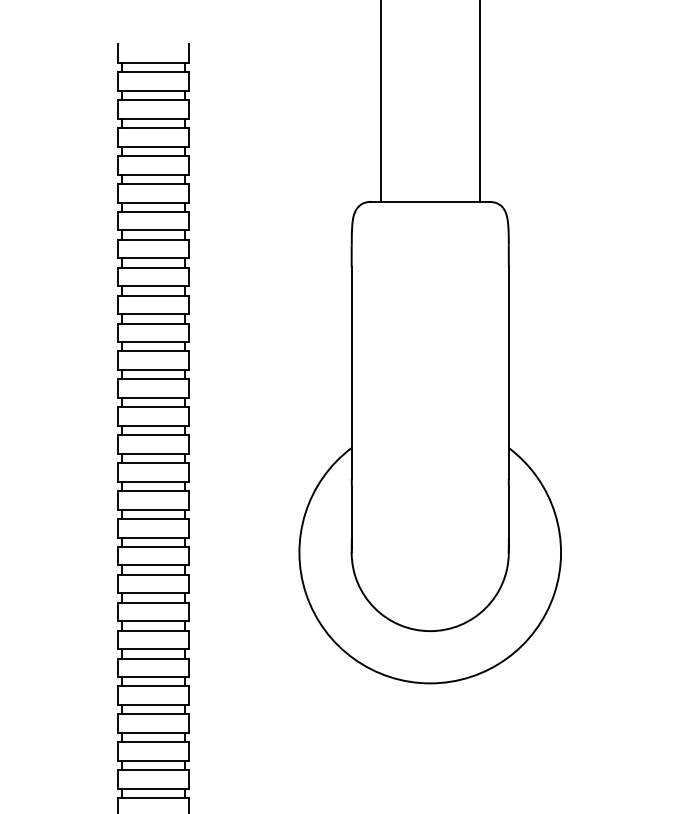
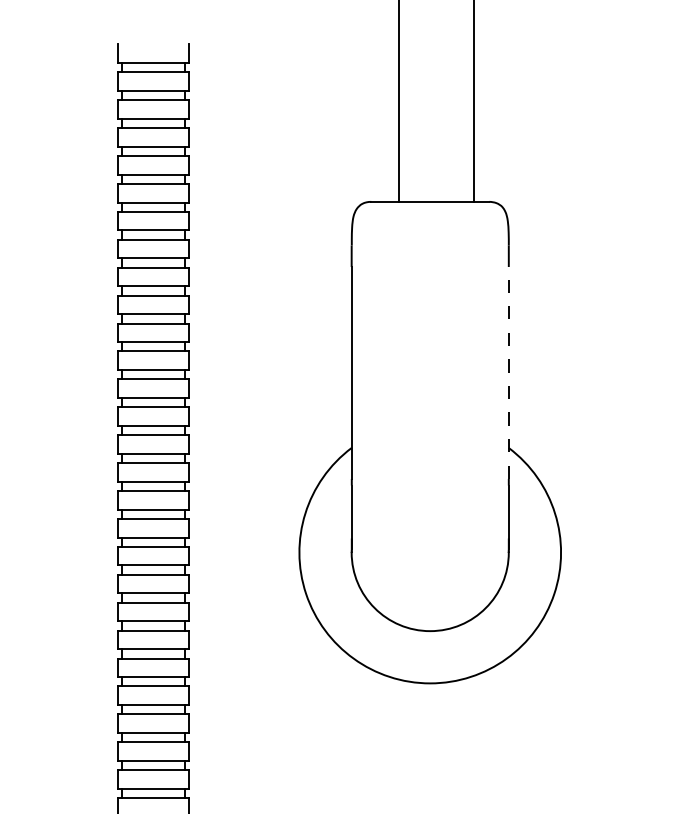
line position: (380, 101) -> (398, 101) (398, 101)
line position: (479, 101) -> (473, 101) (473, 101)
line: solid -> dashed (508, 372)
